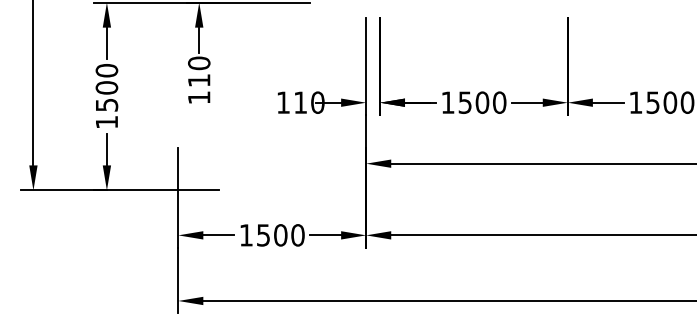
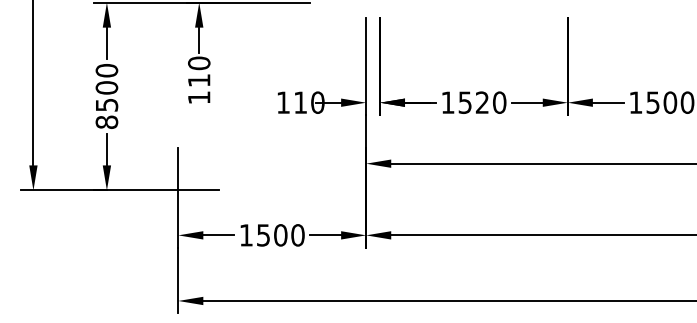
text: 1500 -> 1520 (482, 102)
text: 1500 -> 8500 (106, 121)
